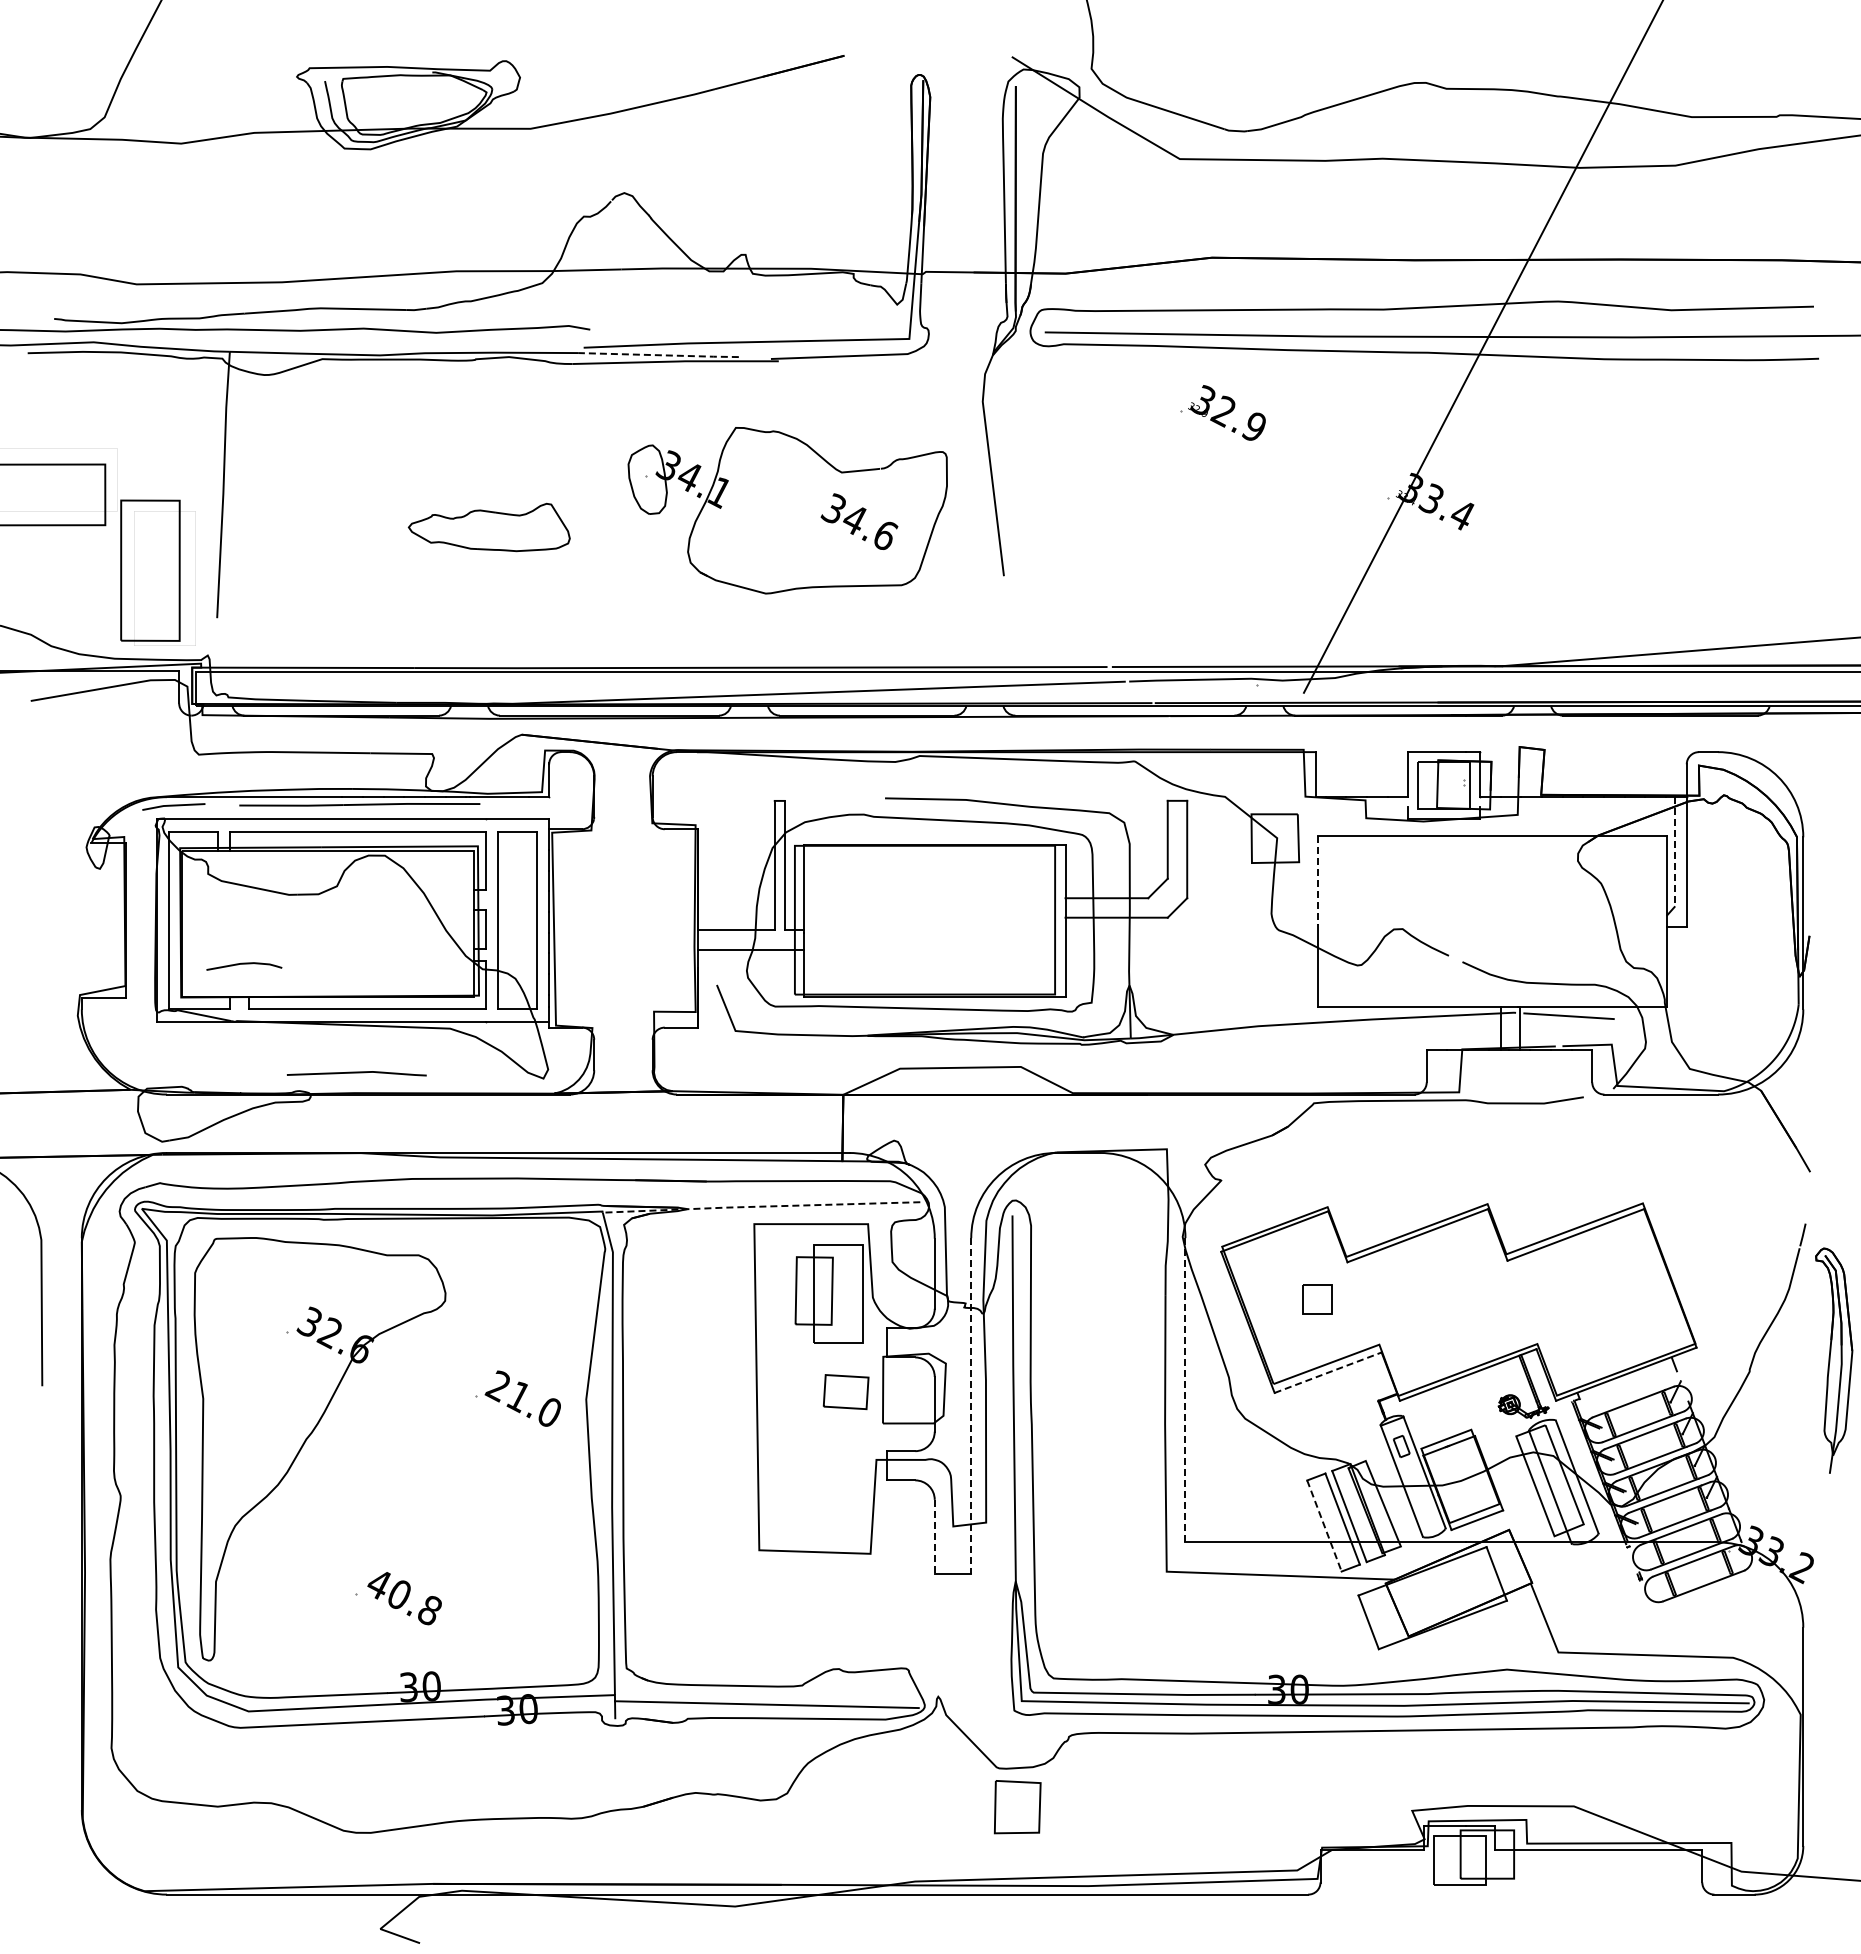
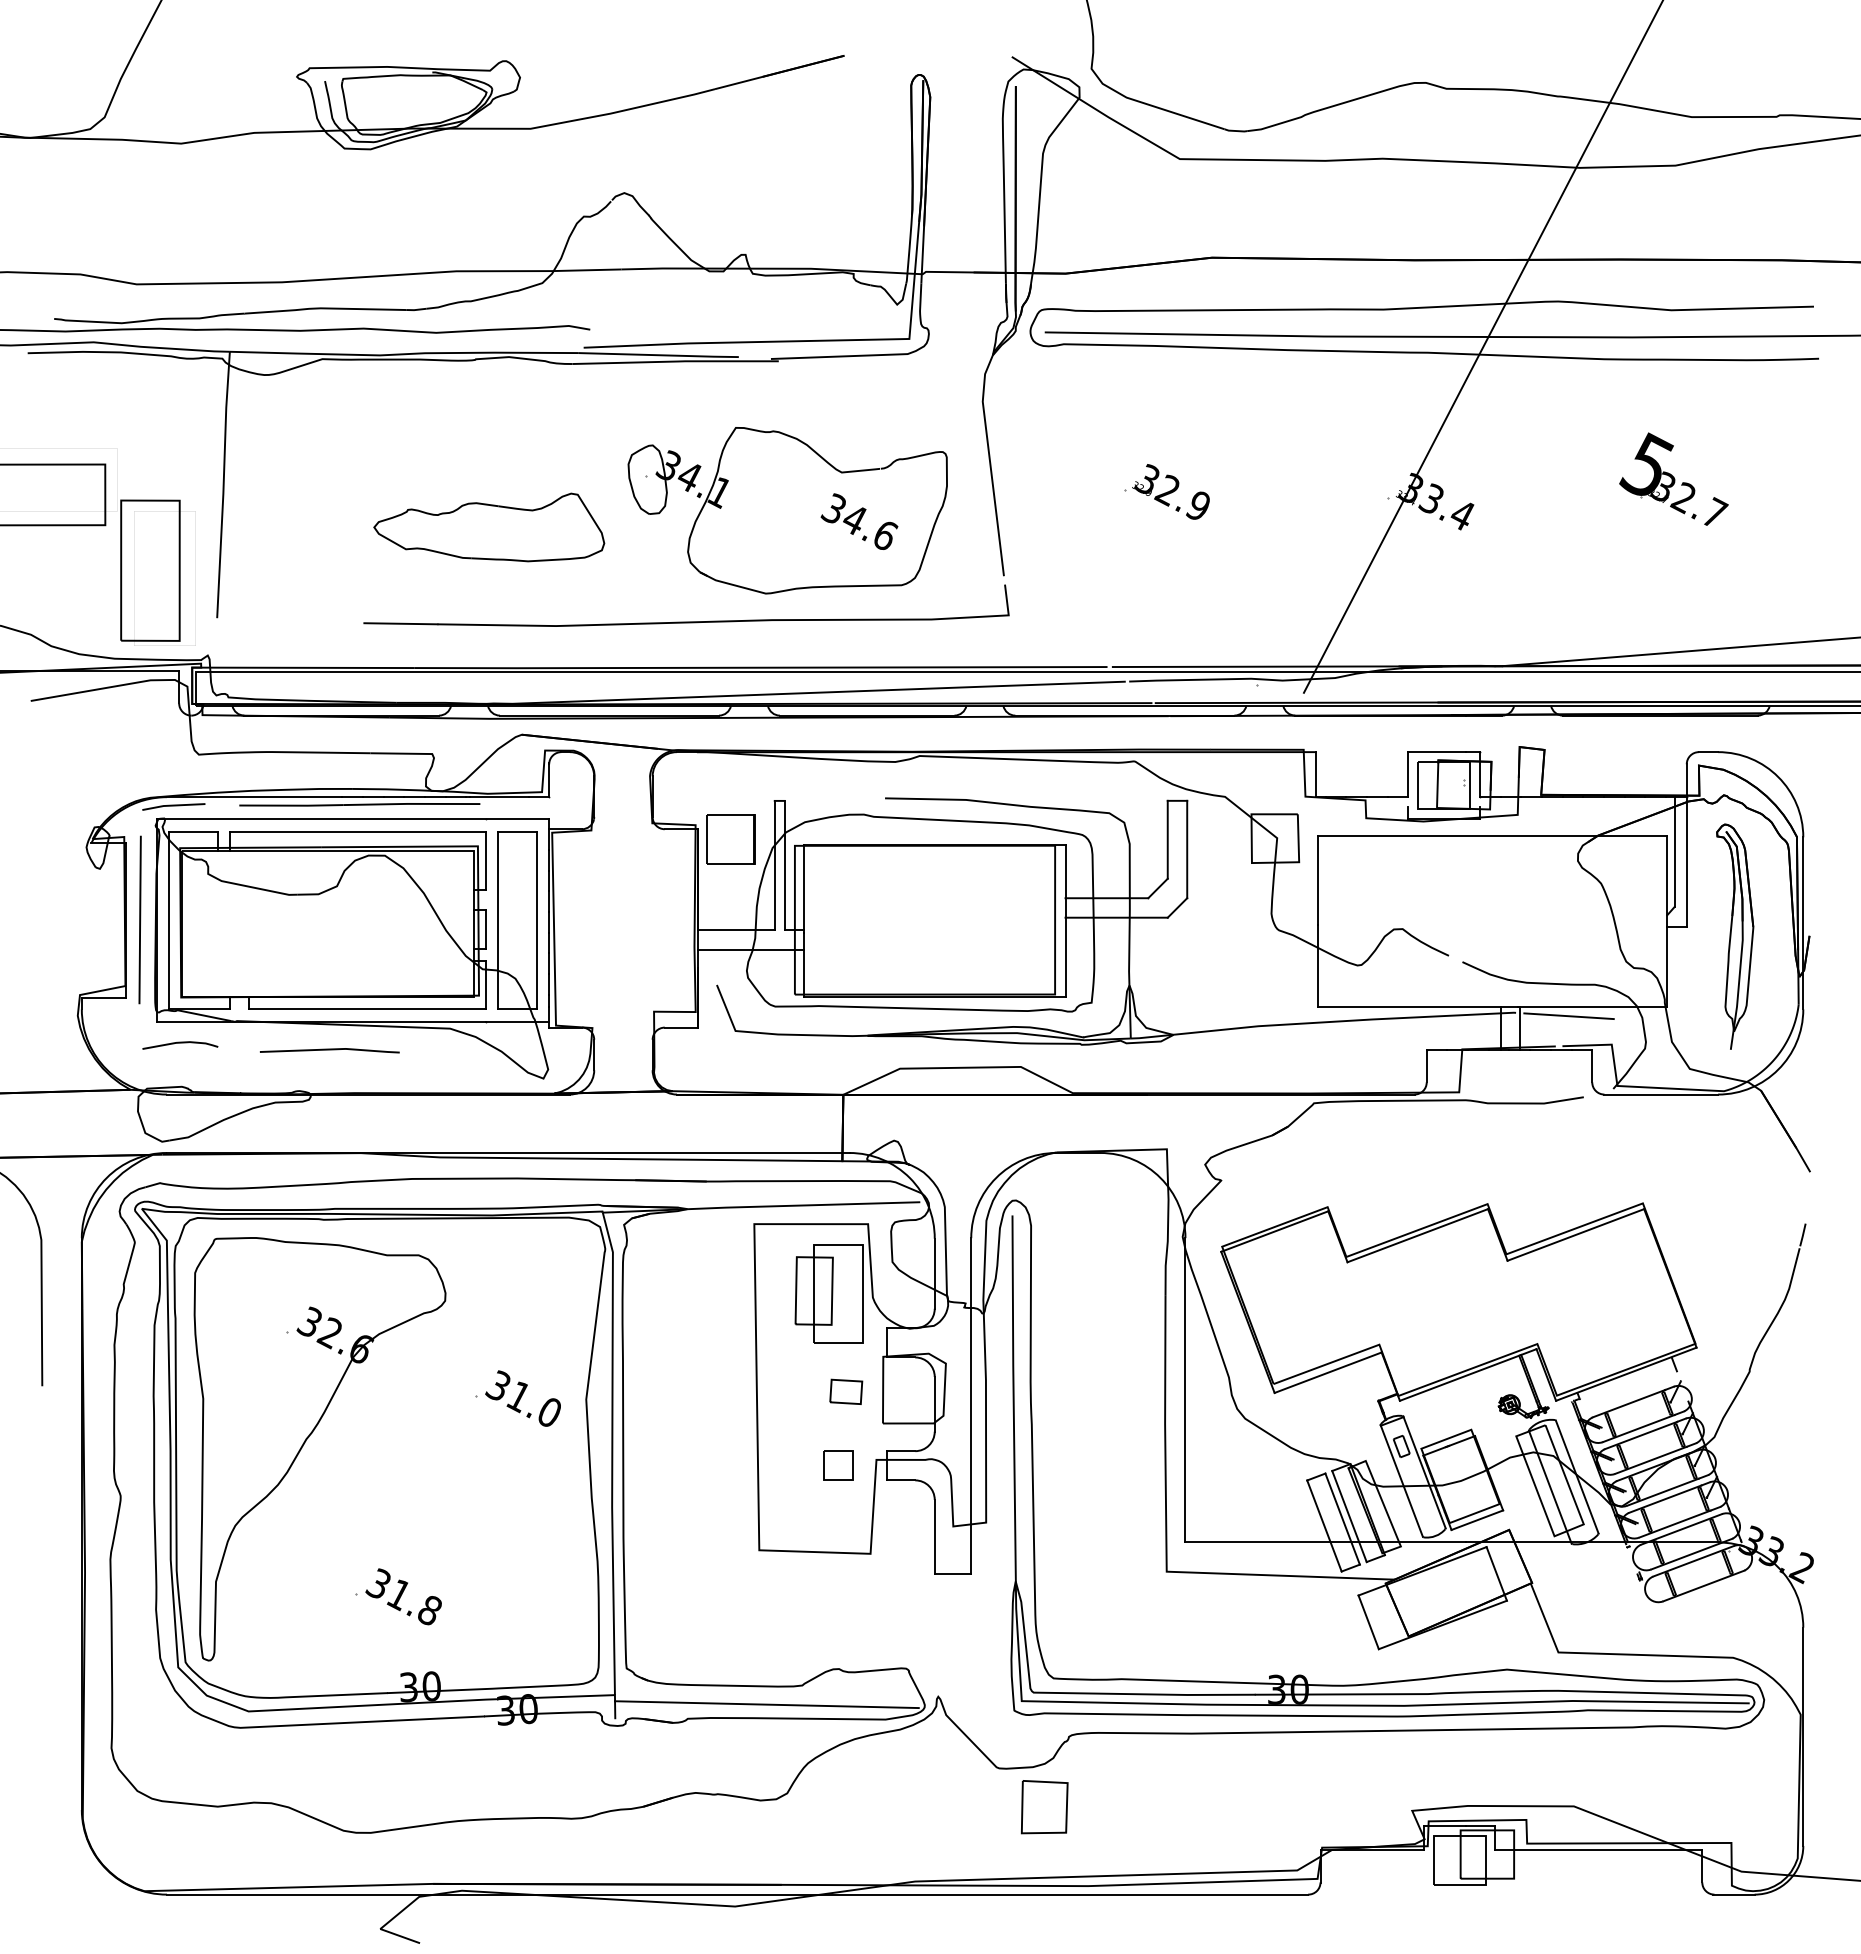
line: dashed -> solid (658, 355)
part position: (1222, 412) -> (1166, 491) (1166, 491)
part: none -> present (1673, 478)
part size: 164x51 px -> 233x71 px (489, 527)
part: none -> present (686, 621)
part: none -> present (730, 839)
line: dashed -> solid (1674, 852)
line: dashed -> solid (1318, 881)
line: none -> present (139, 919)
curve position: (244, 964) -> (180, 1043) (180, 1043)
line position: (356, 1073) -> (329, 1050) (329, 1050)
line: dashed -> solid (760, 1206)
part position: (1317, 1299) -> (838, 1465) (838, 1465)
part position: (1834, 1360) -> (1735, 936) (1735, 936)
line: dashed -> solid (1328, 1372)
text: 21.0 -> 31.0 (497, 1386)
line: dashed -> solid (1185, 1390)
part size: 48x37 px -> 35x27 px (846, 1391)
line: dashed -> solid (971, 1406)
line: dashed -> solid (1324, 1526)
line: dashed -> solid (934, 1537)
text: 40.8 -> 31.8 (387, 1589)
part position: (1017, 1807) -> (1044, 1807) (1044, 1807)
